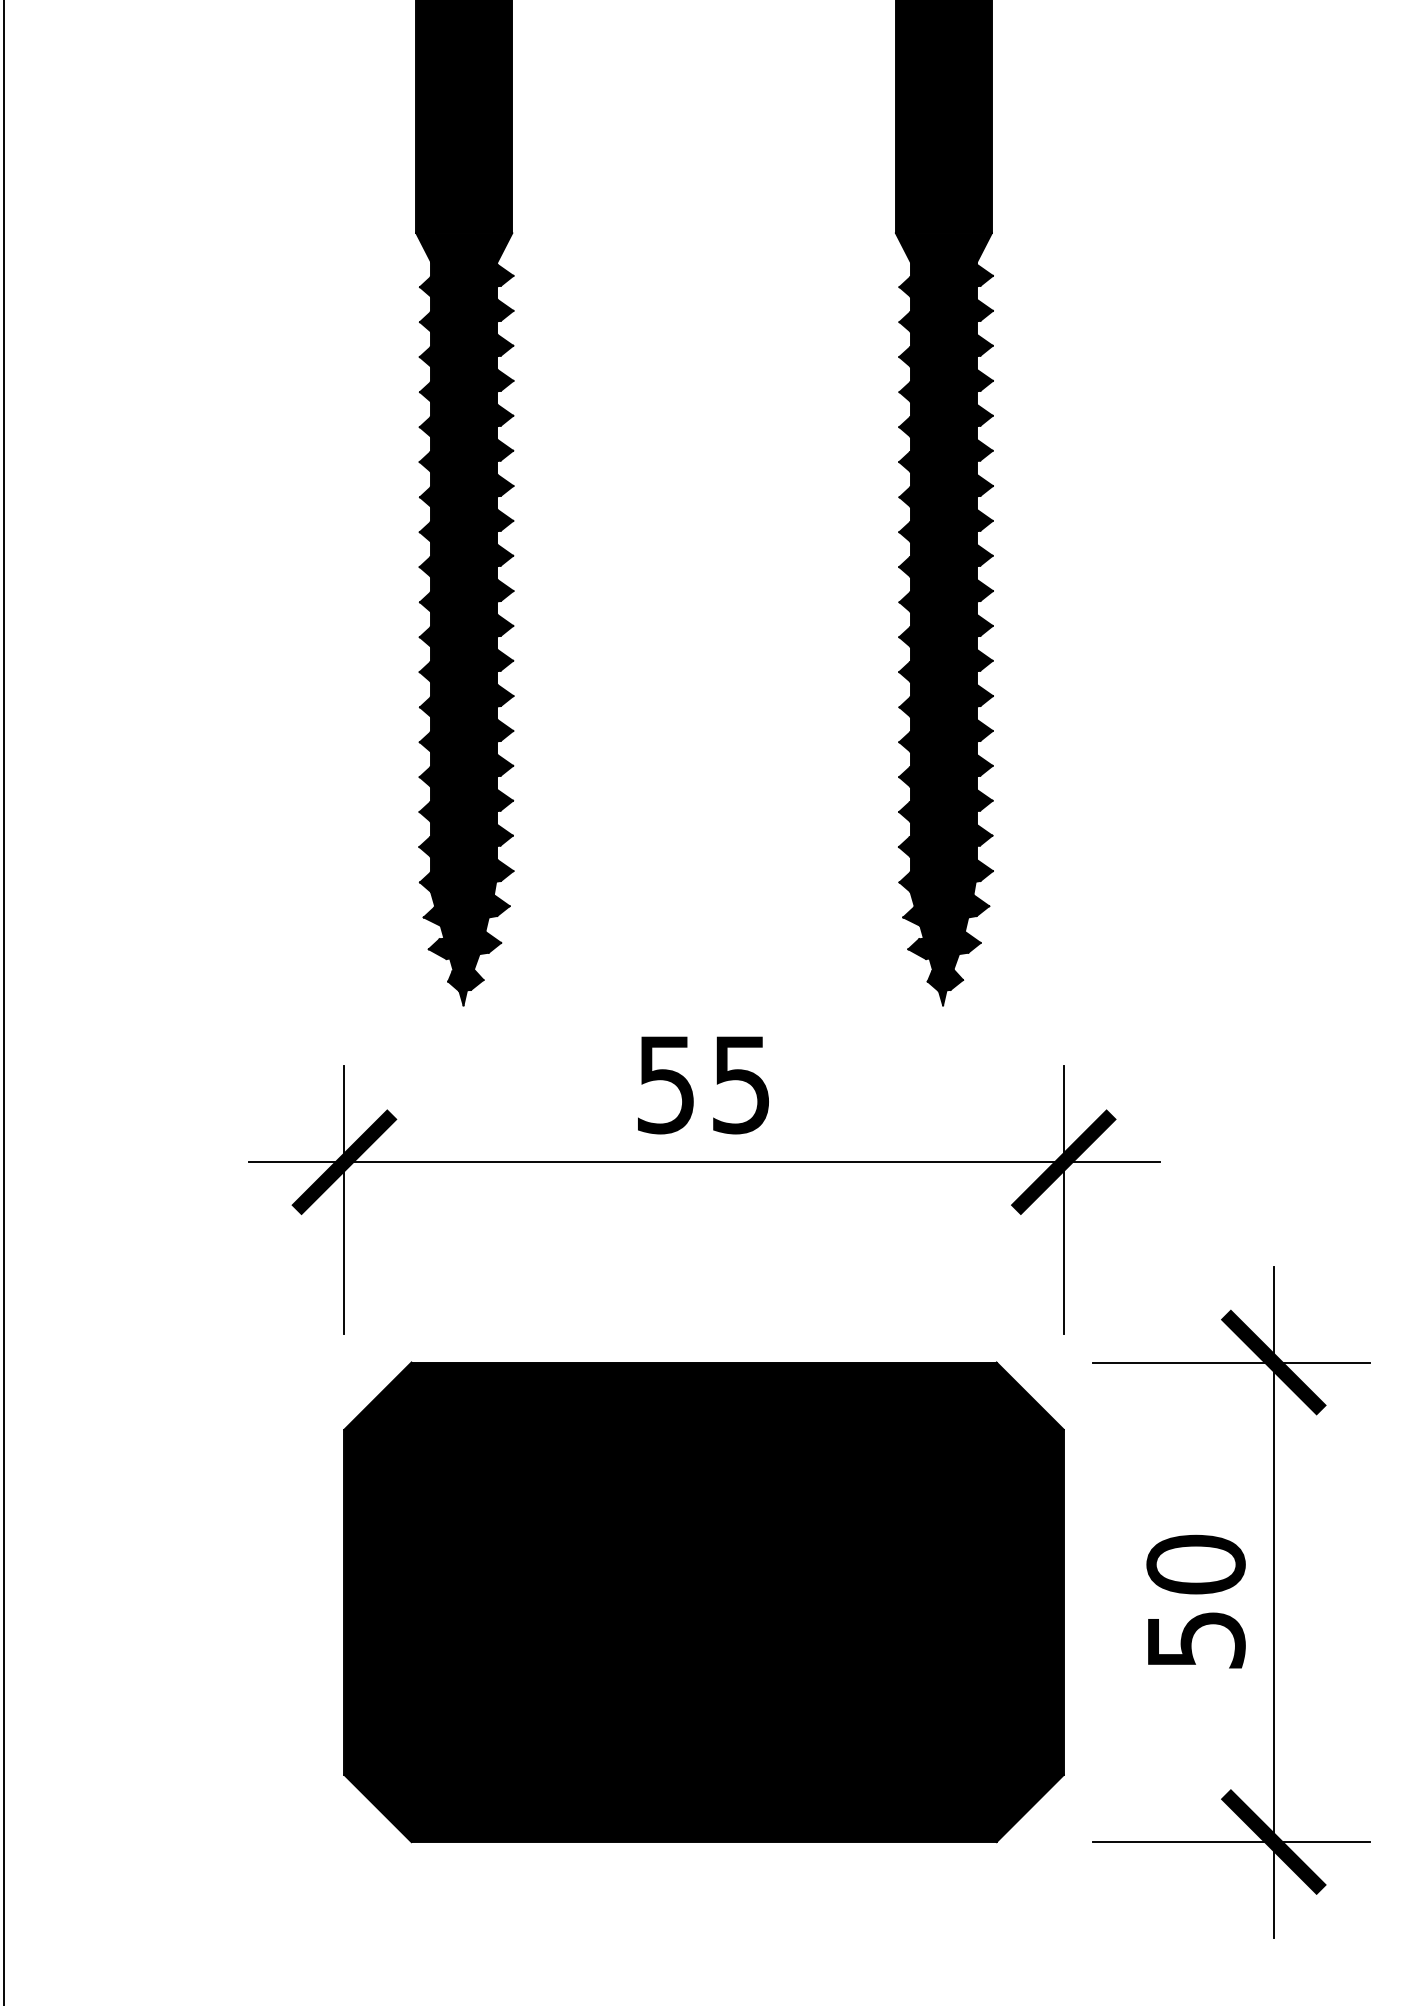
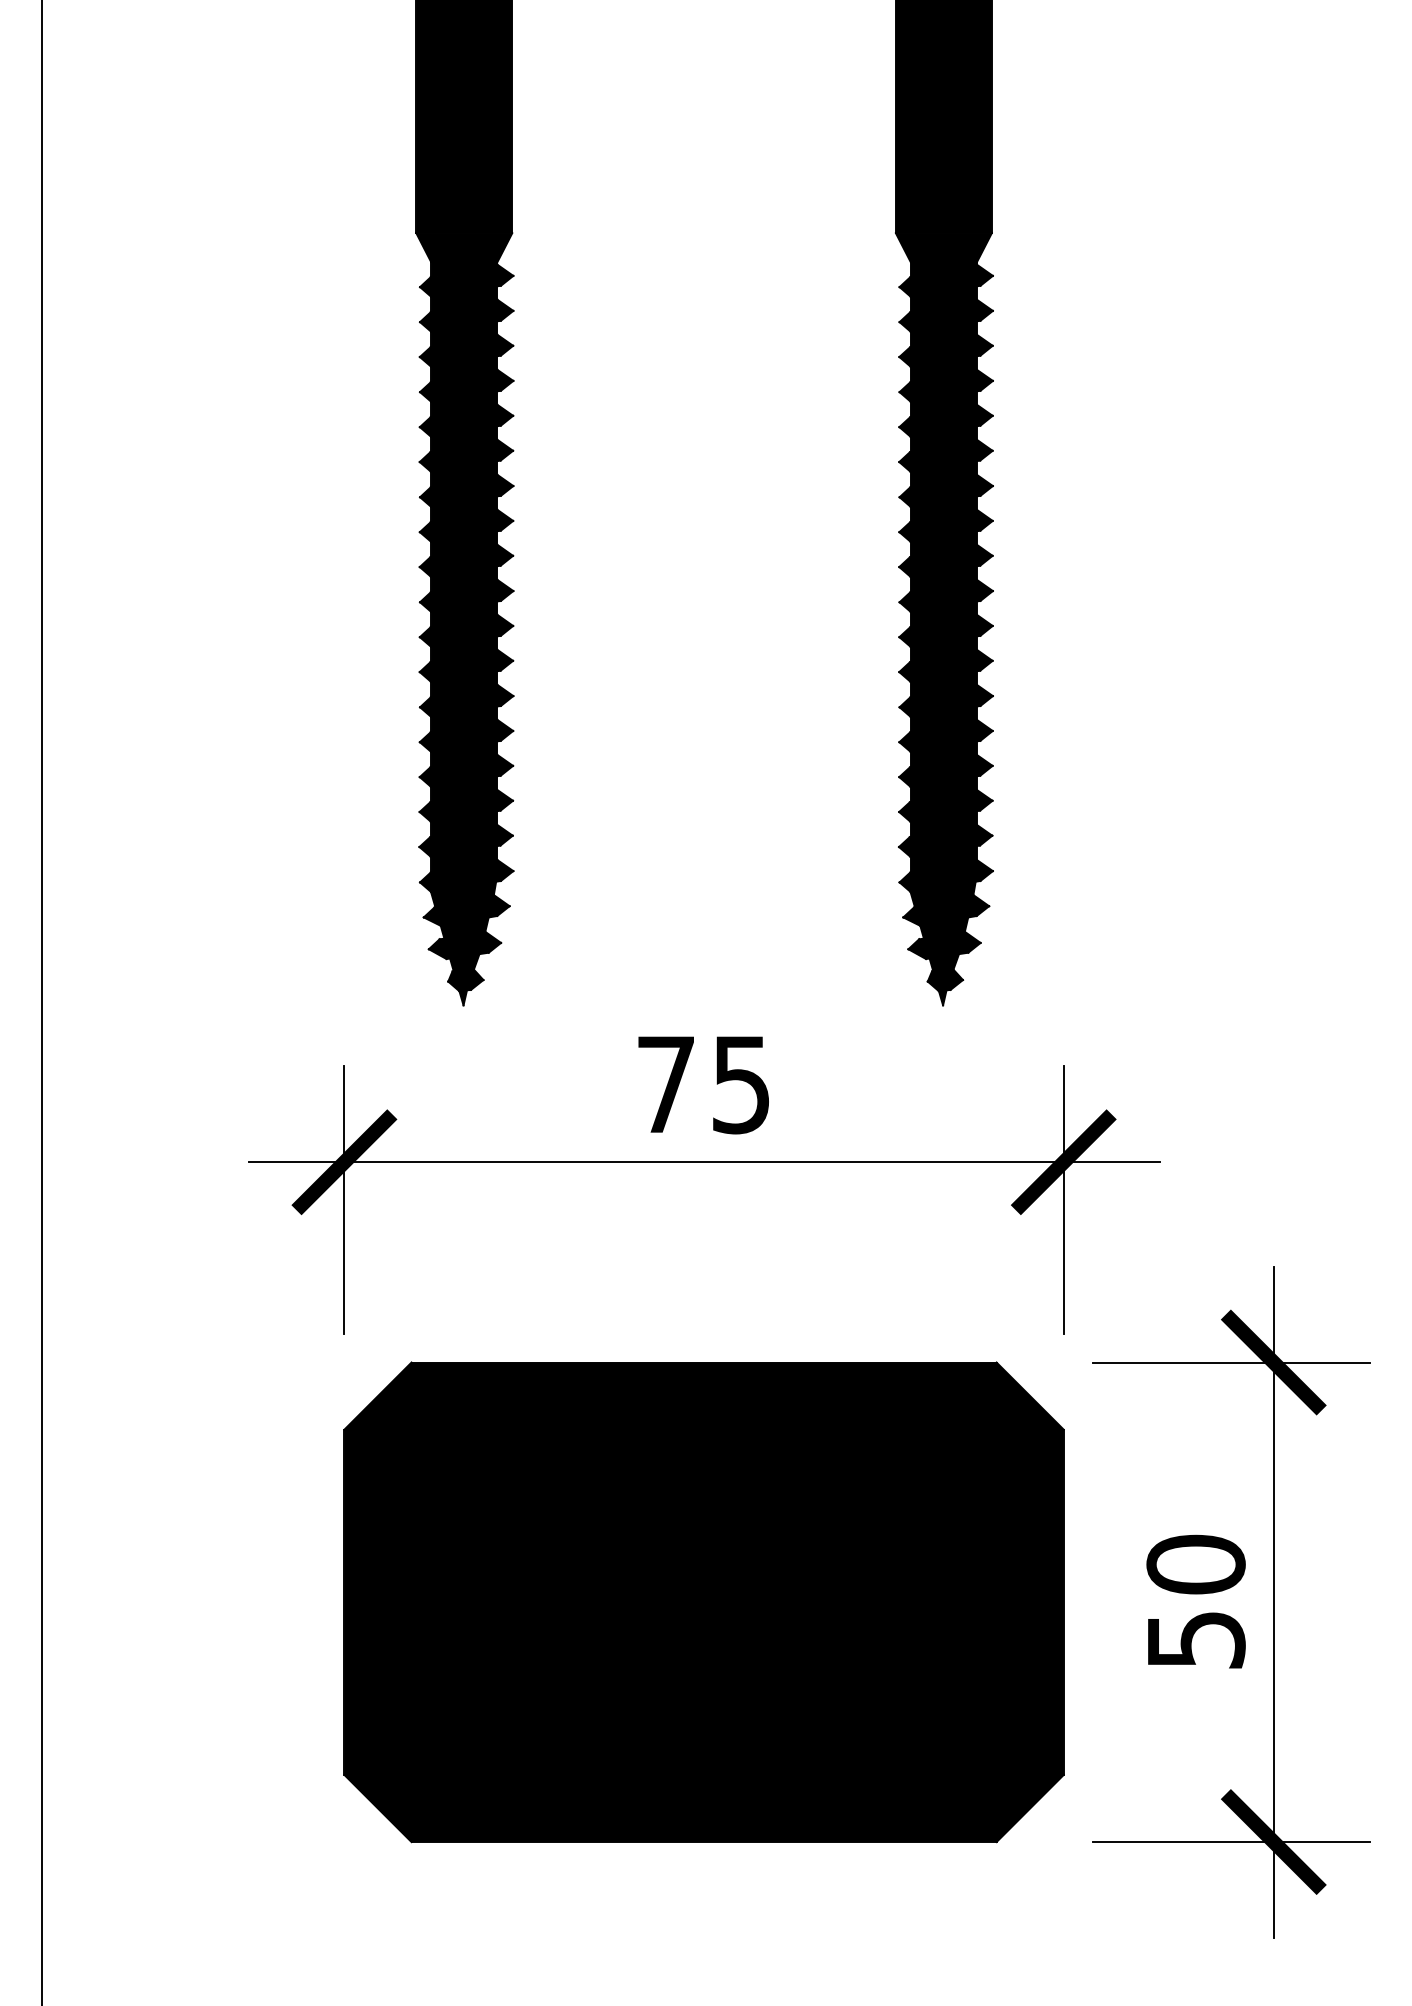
line position: (4, 1002) -> (42, 1002) (42, 1002)
text: 55 -> 75 (665, 1085)
